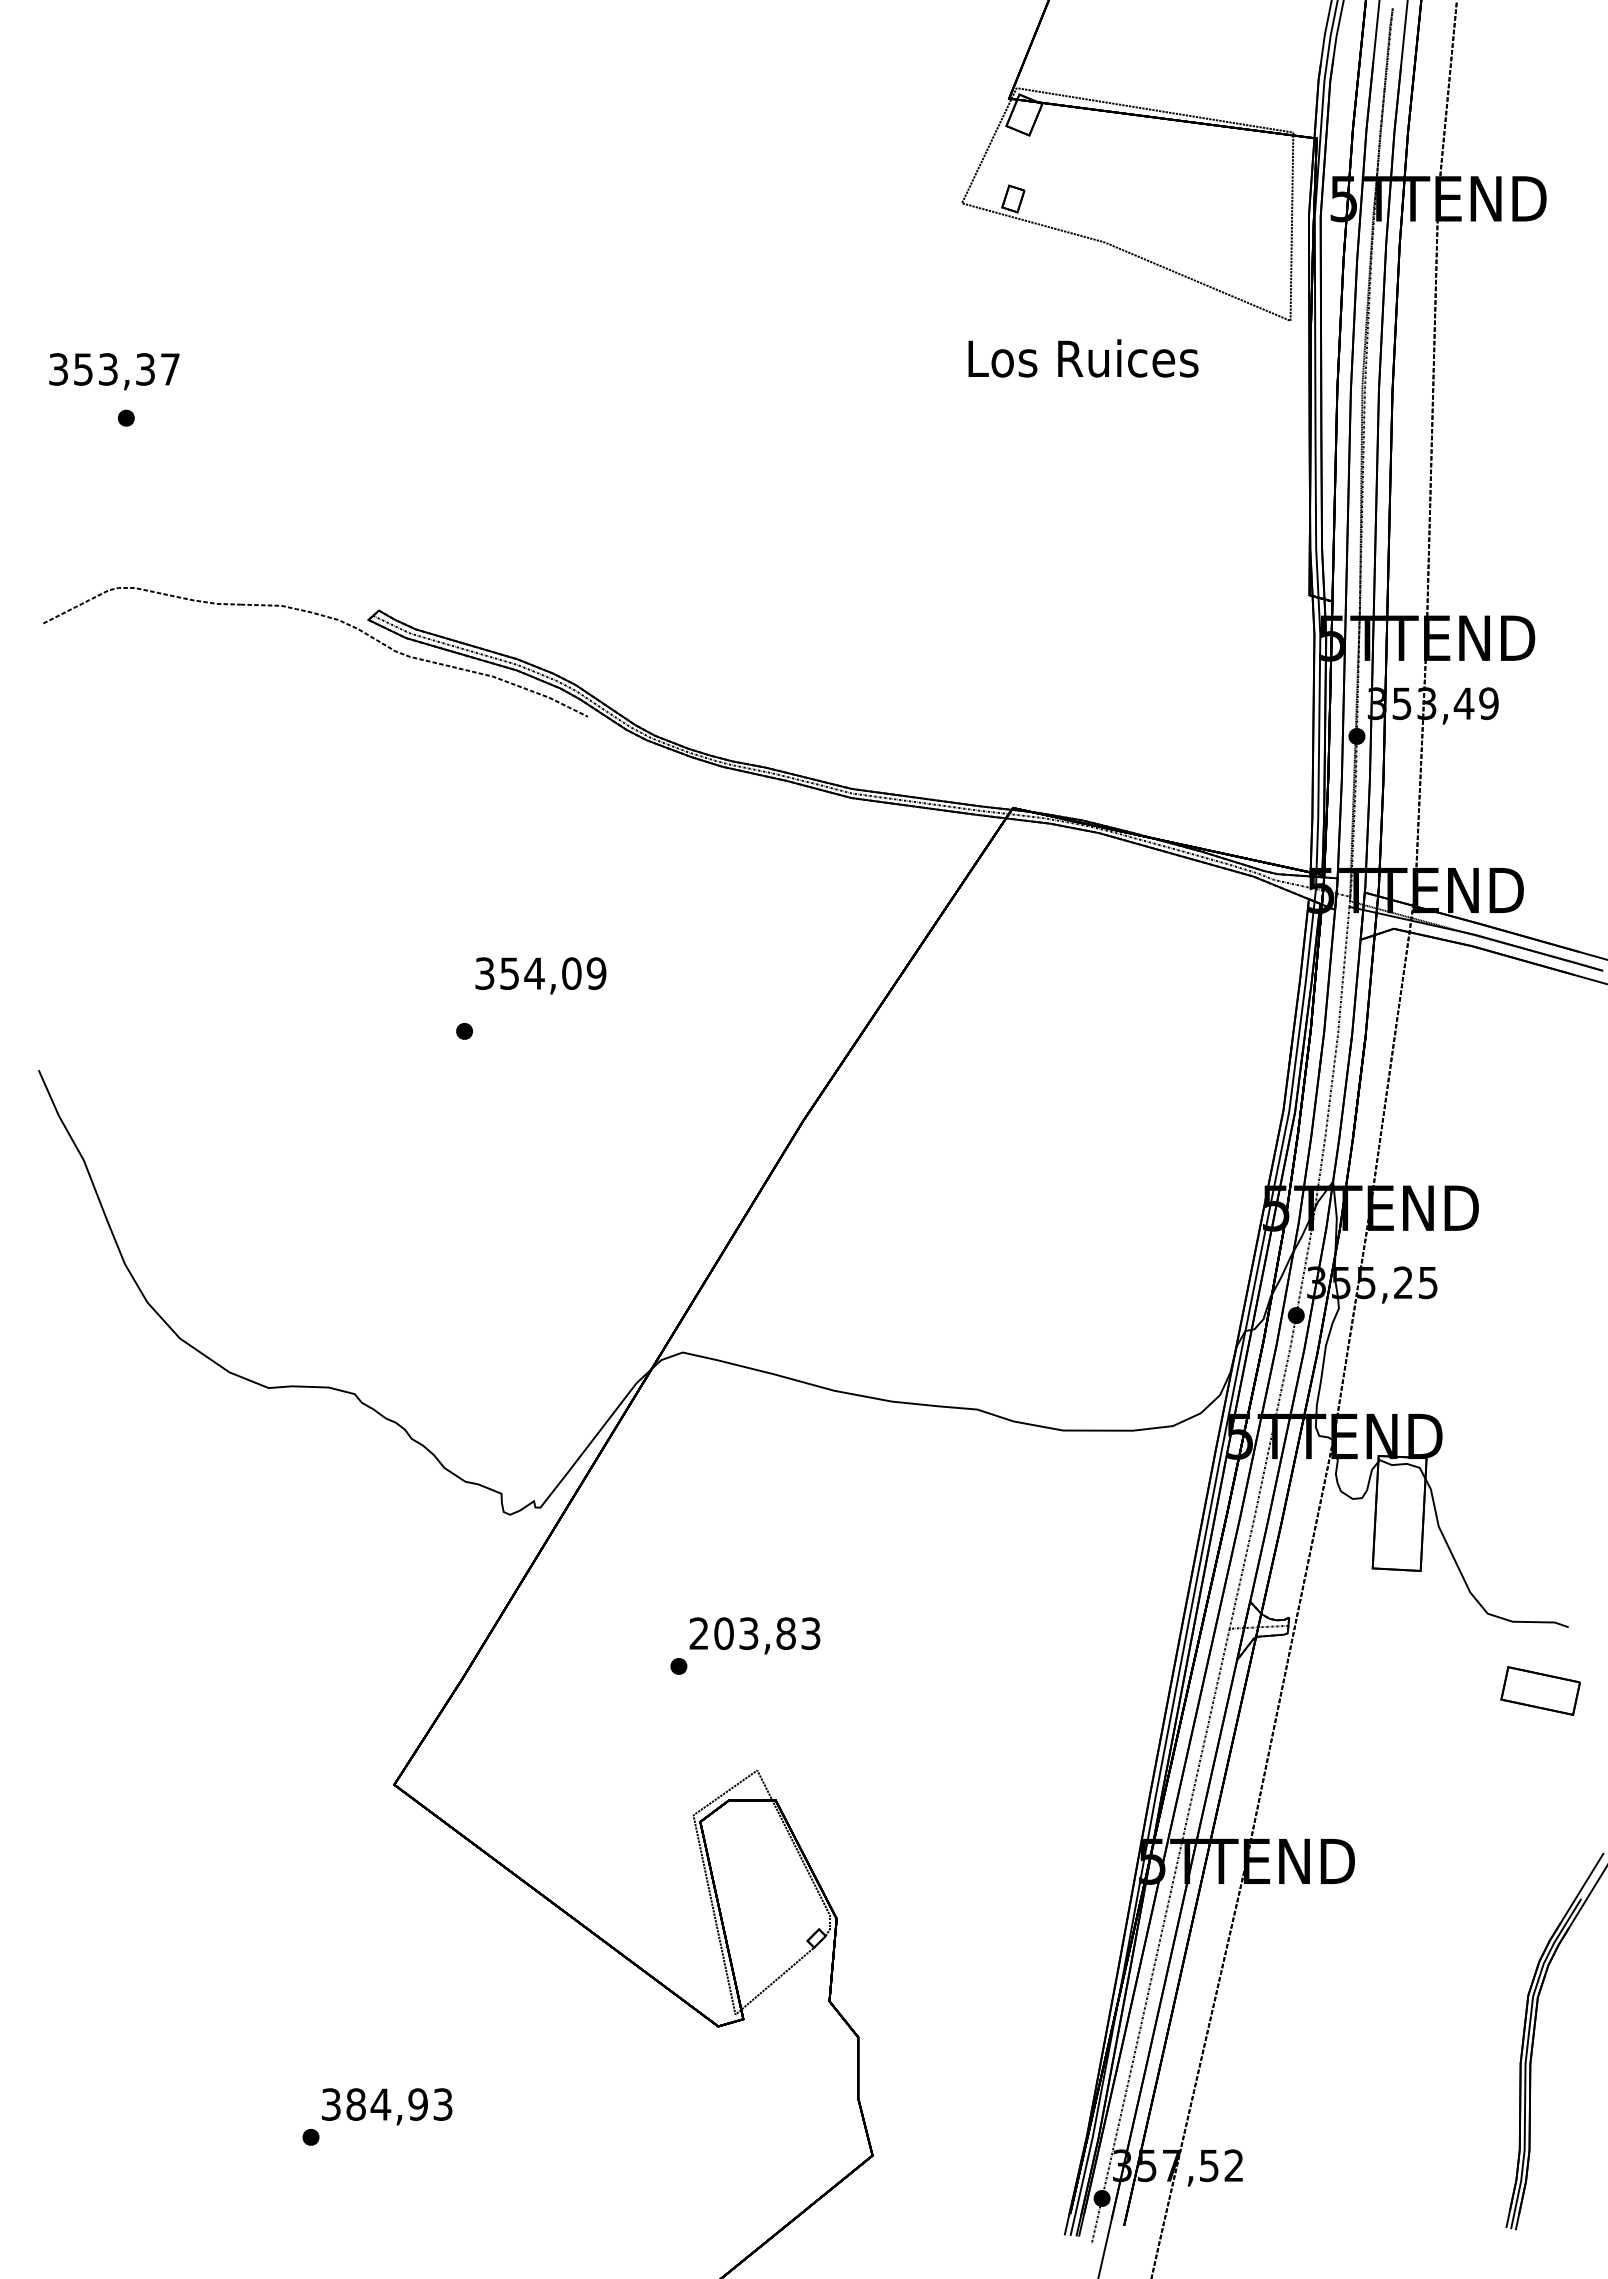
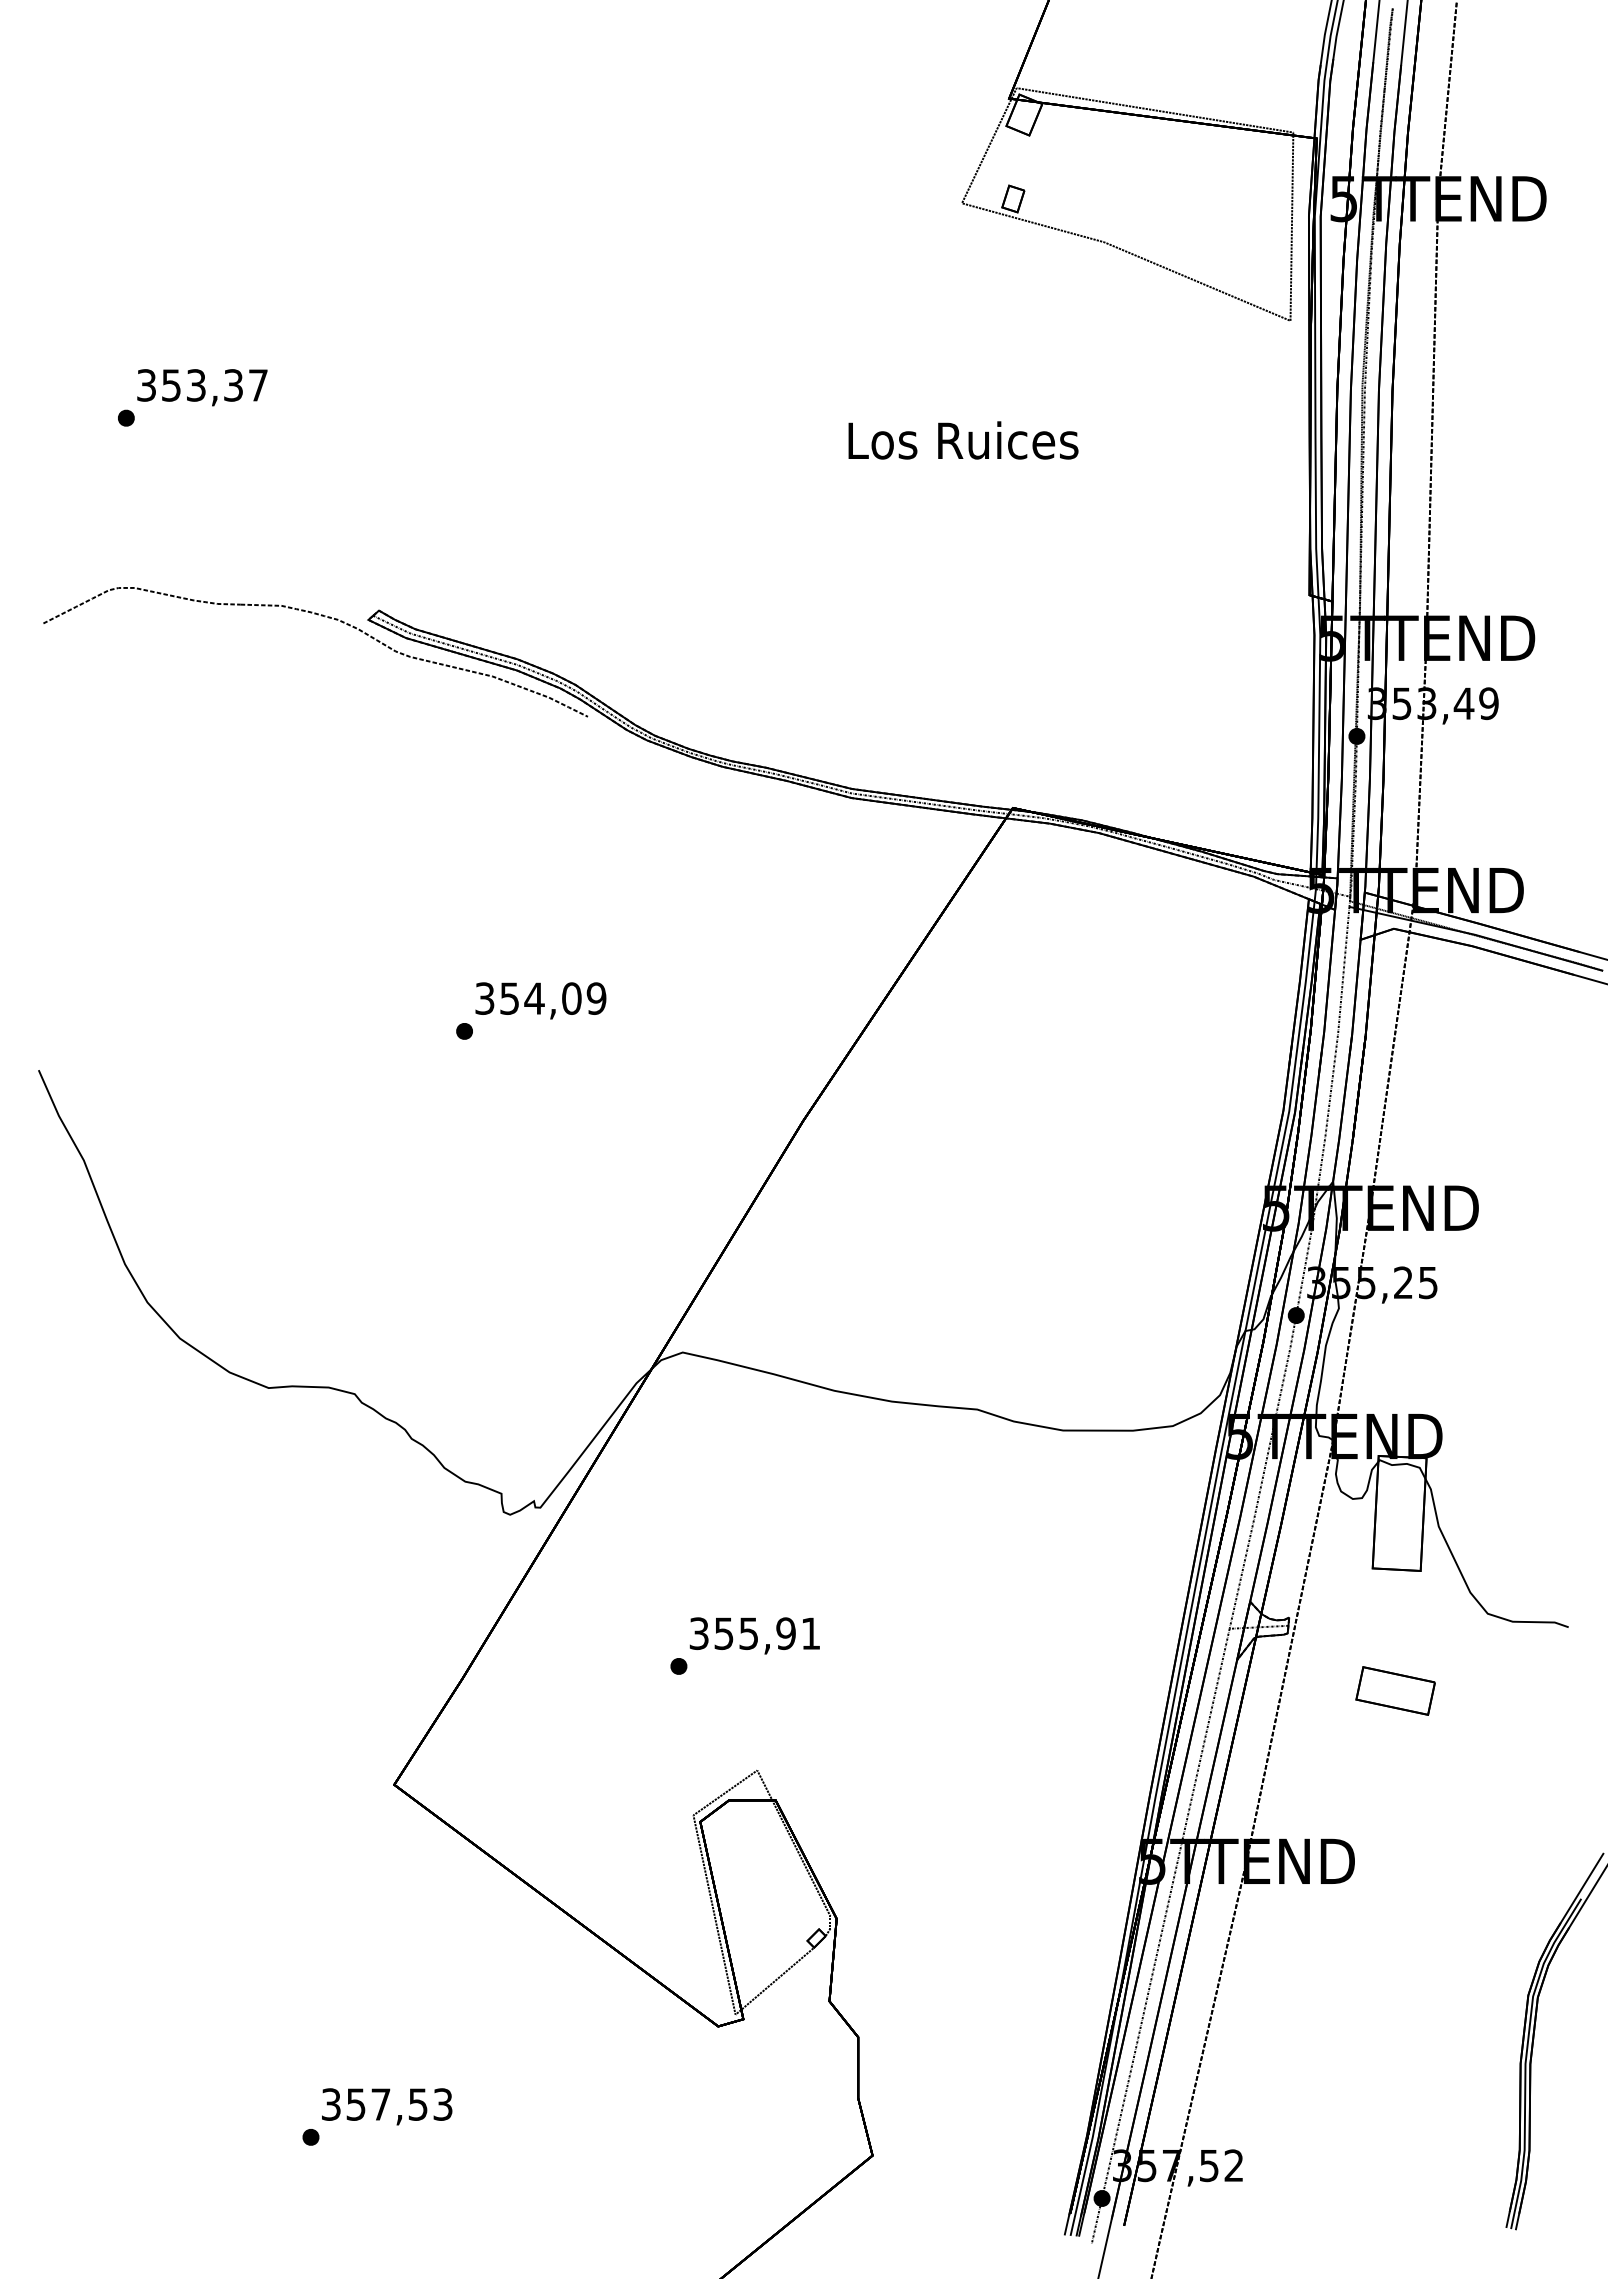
text position: (1083, 358) -> (963, 440) (963, 440)
text position: (114, 371) -> (202, 387) (202, 387)
text position: (540, 975) -> (540, 1000) (540, 1000)
text: 203,83 -> 355,91 (754, 1633)
part position: (1540, 1690) -> (1395, 1690) (1395, 1690)
text: 384,93 -> 357,53 (386, 2104)
